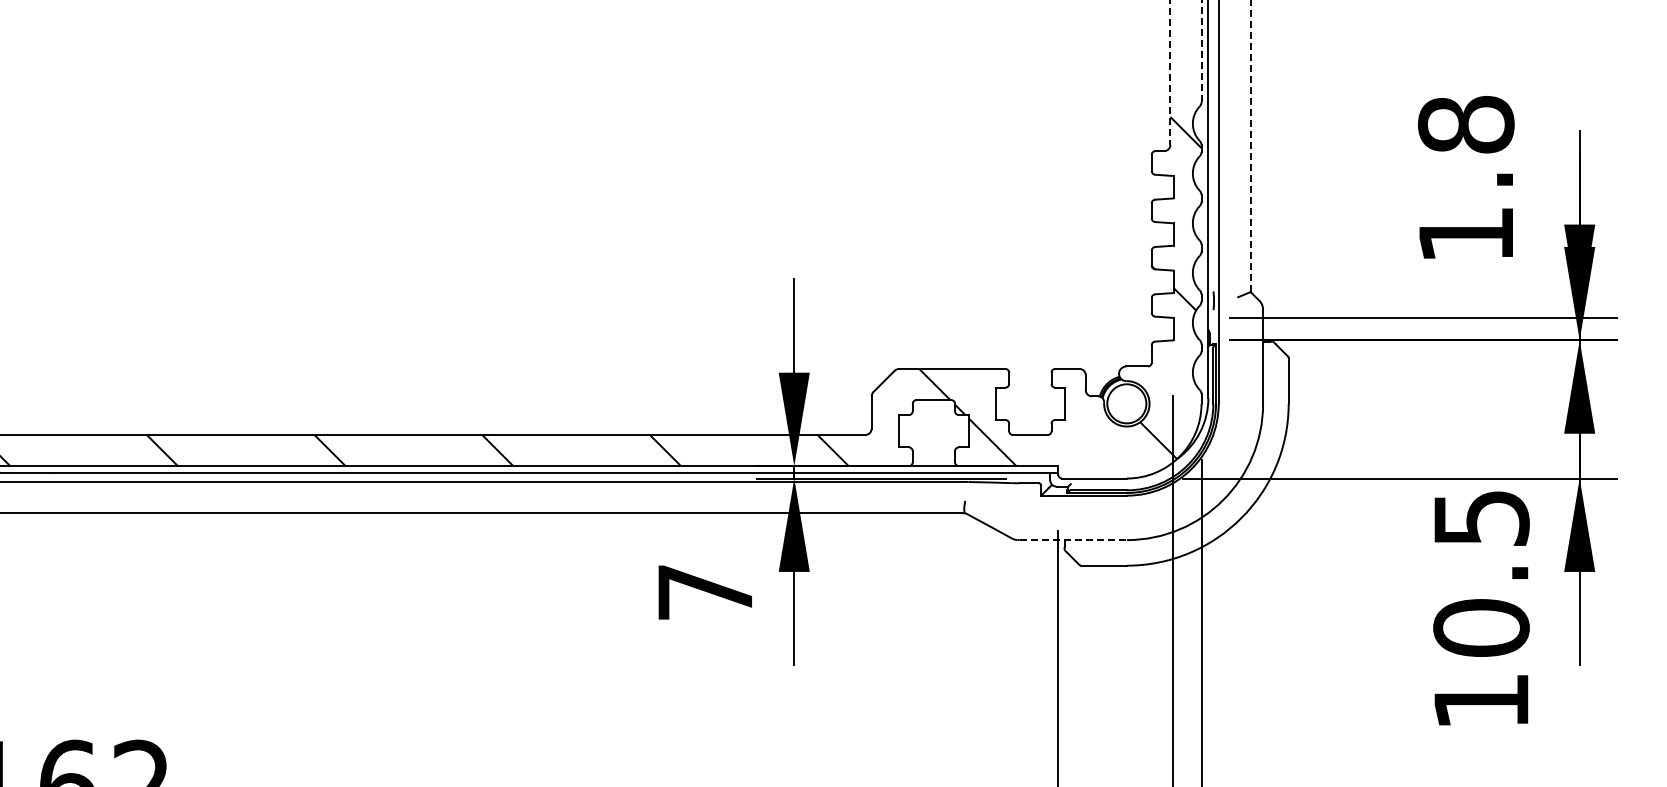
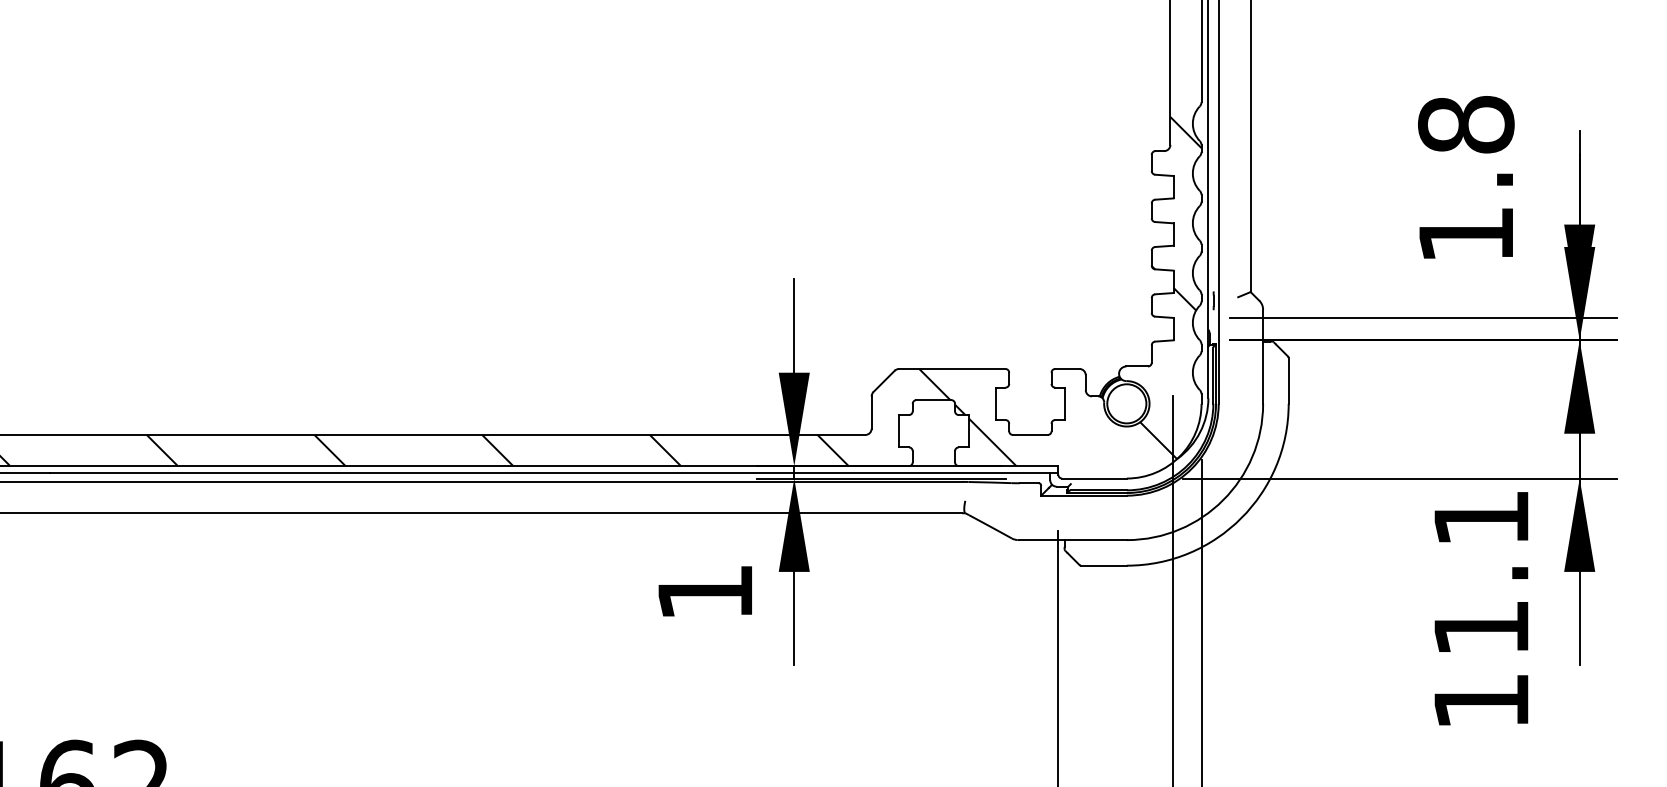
line: dashed -> solid (1201, 51)
line: dashed -> solid (1170, 73)
line: dashed -> solid (1250, 146)
line: dashed -> solid (1073, 540)
text: 10.5 -> 11.1 (1481, 573)
text: 7 -> 1 (704, 592)
